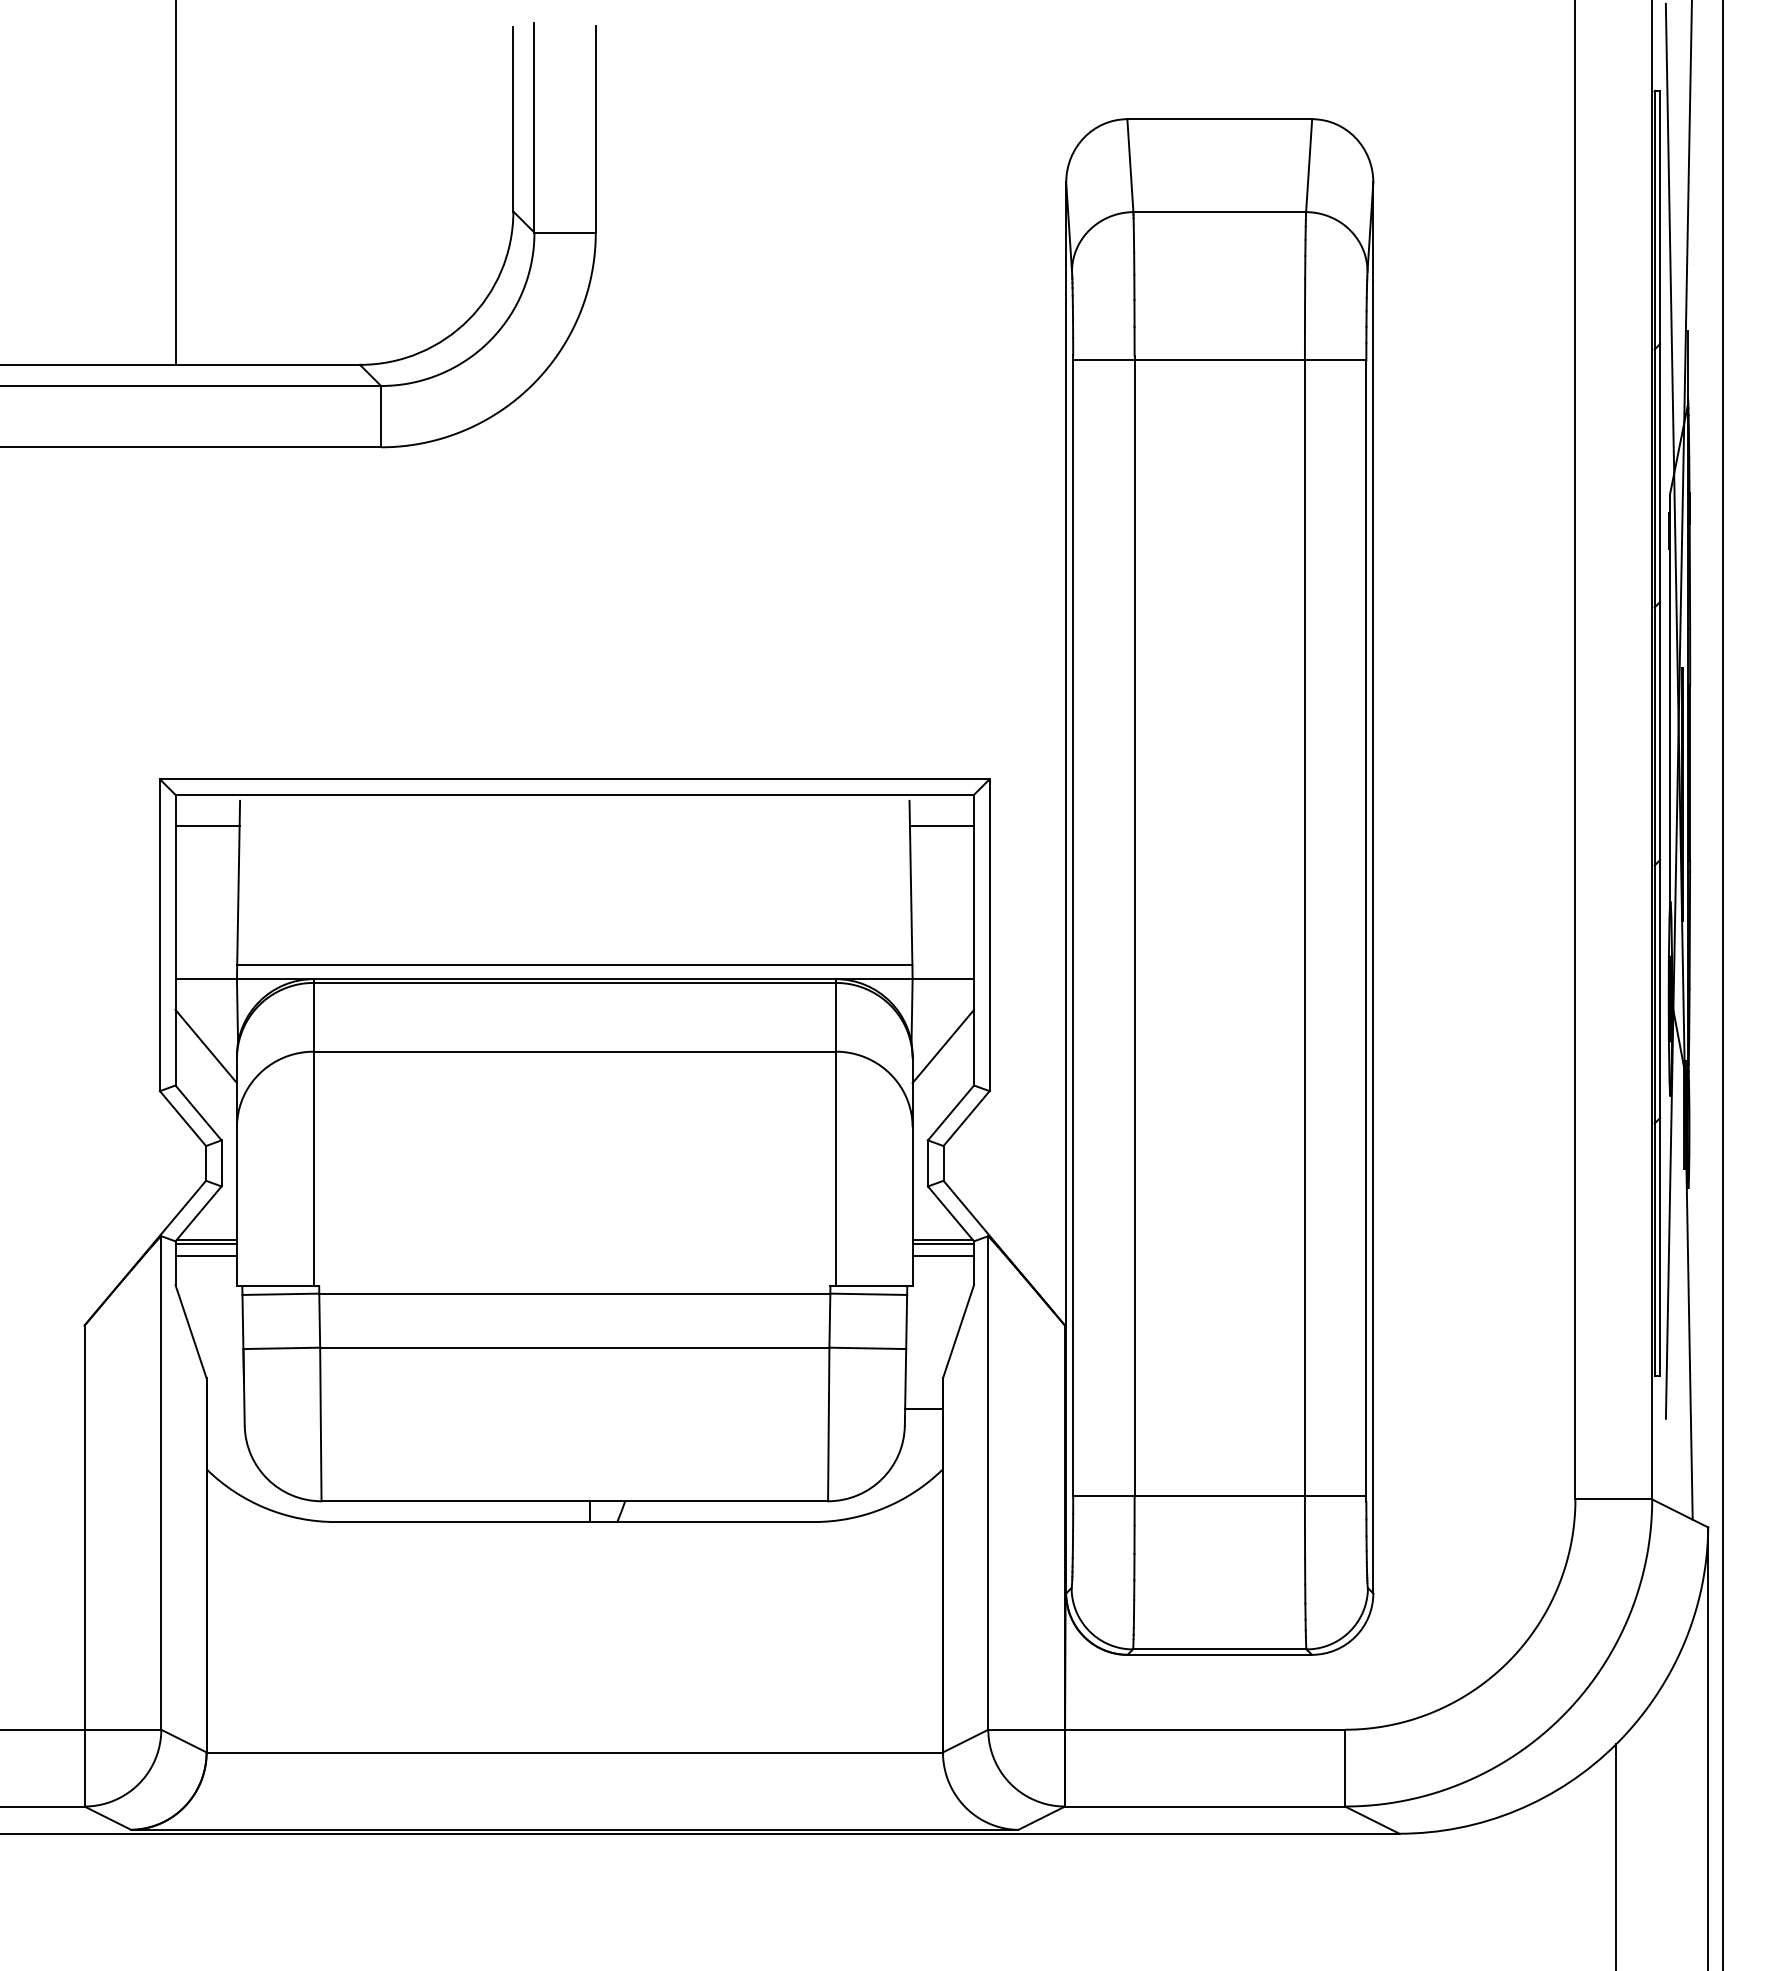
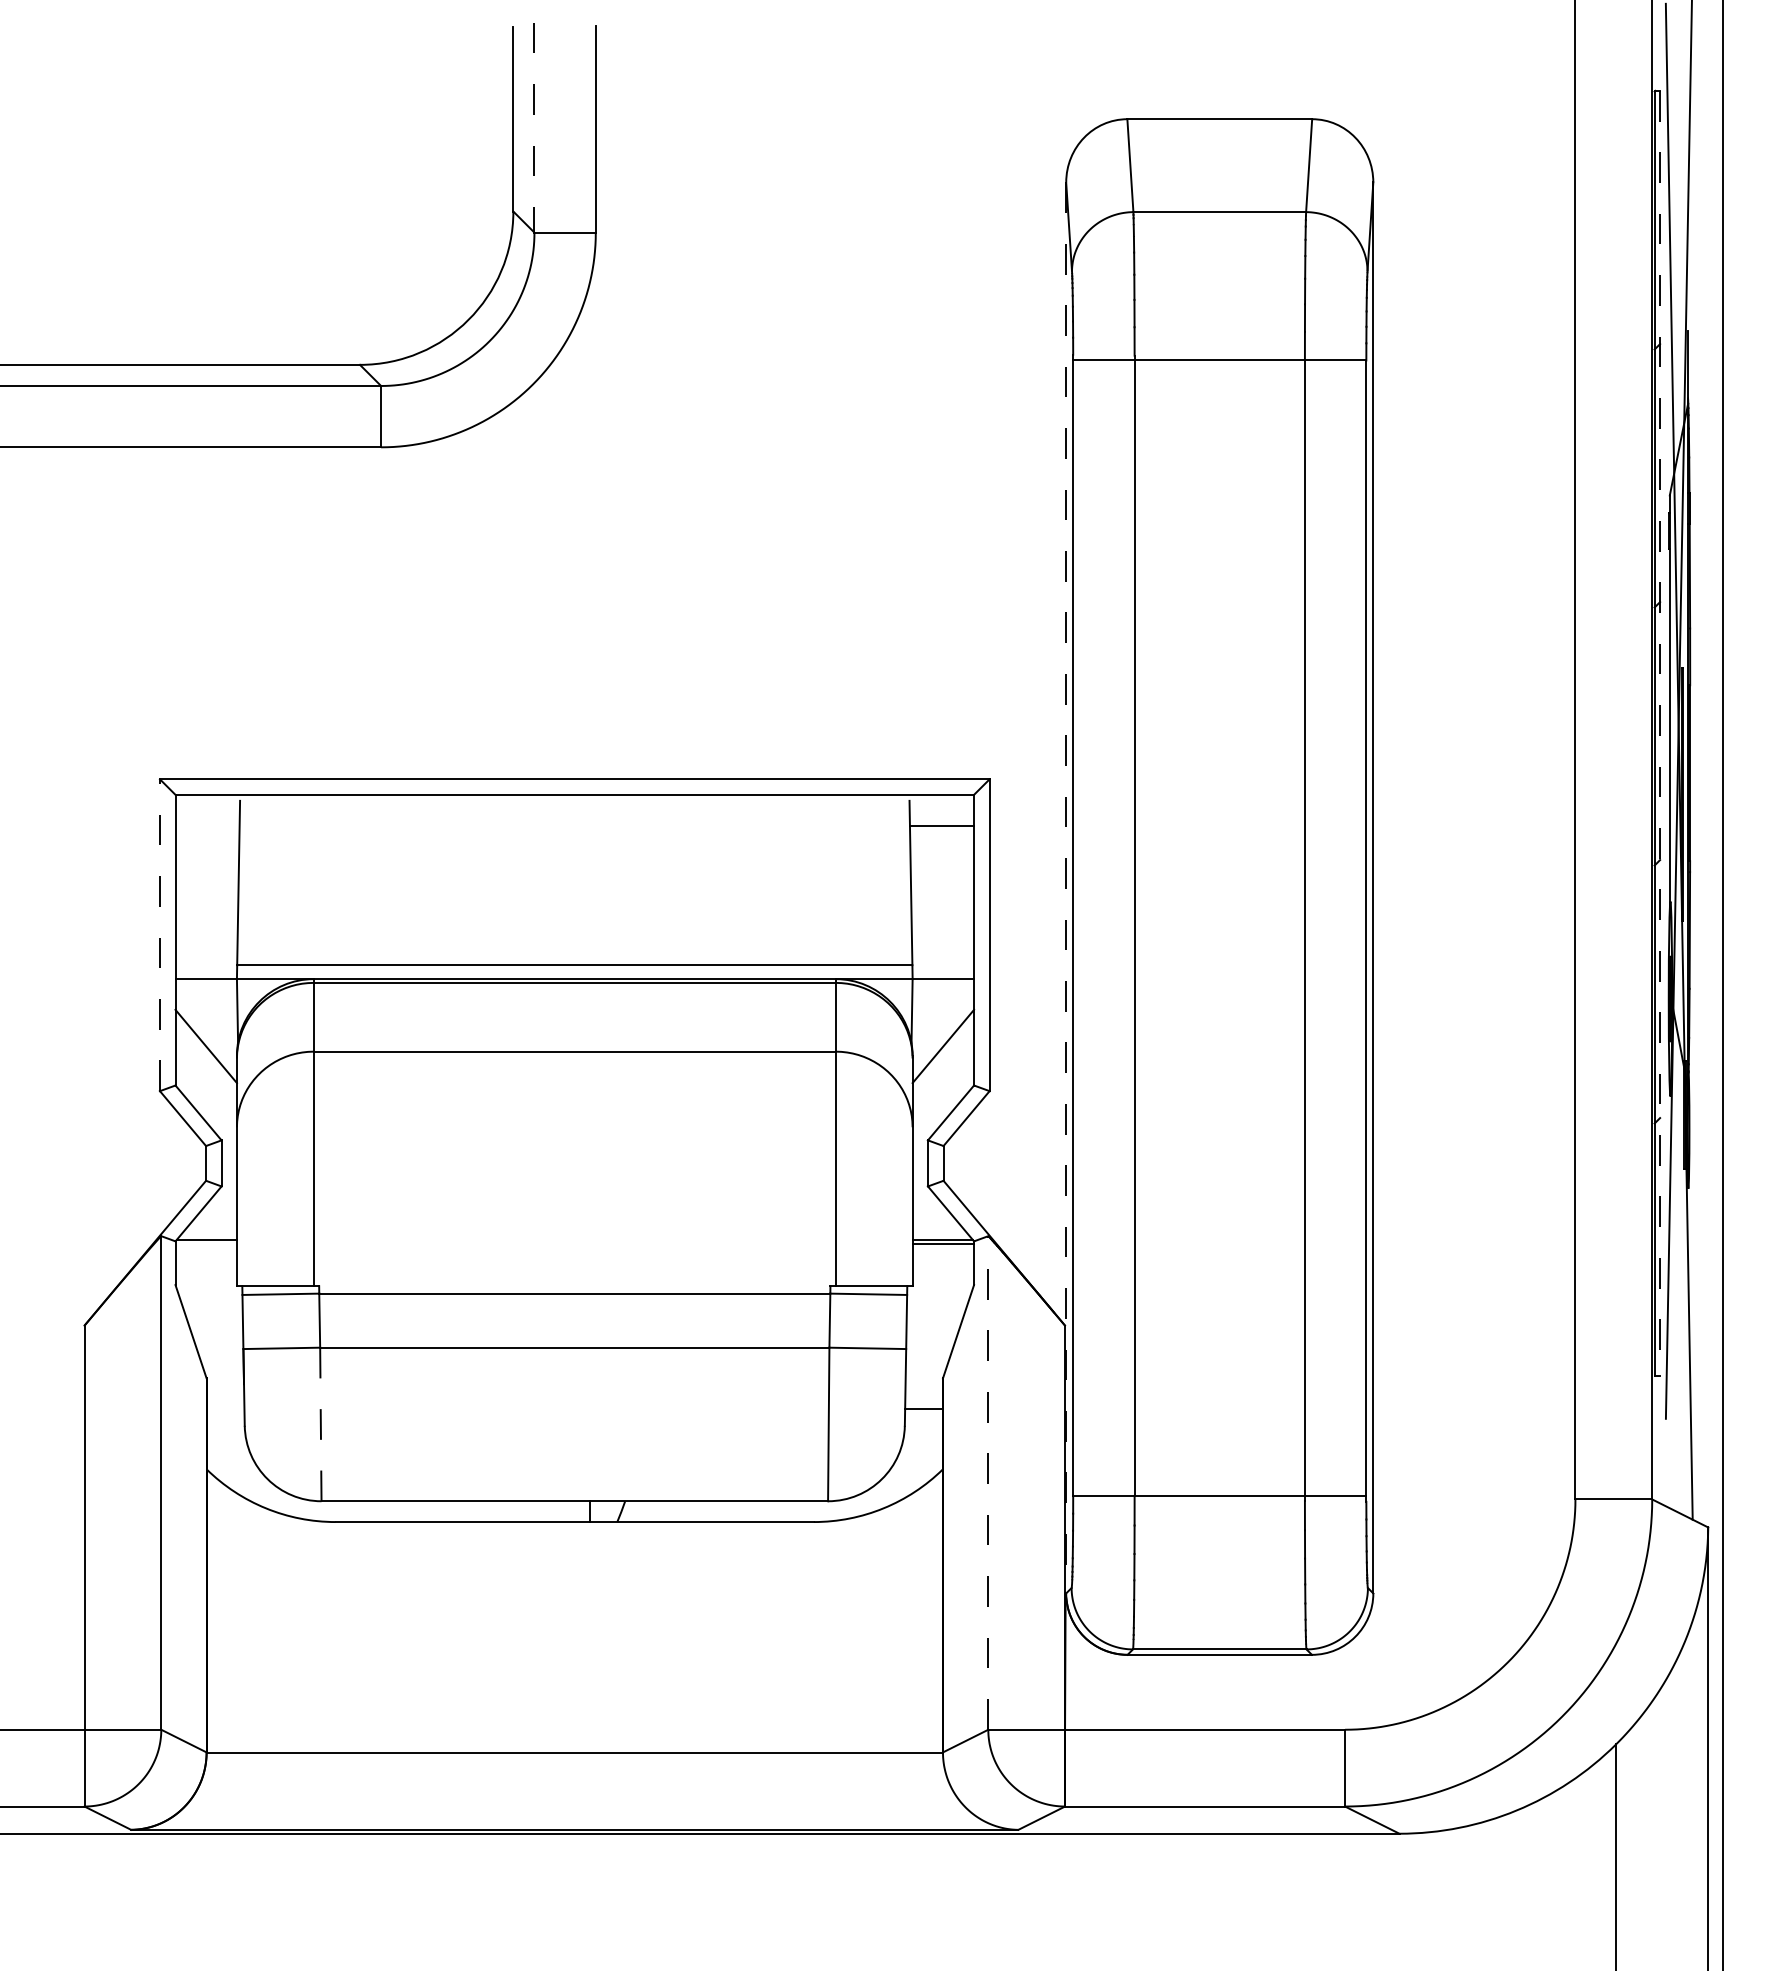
line: solid -> dashed (534, 127)
line: present -> none (175, 183)
line: solid -> dashed (1660, 733)
line: present -> none (207, 825)
line: solid -> dashed (1066, 888)
line: solid -> dashed (159, 935)
line: present -> none (205, 1243)
line: present -> none (205, 1255)
line: present -> none (943, 1255)
line: solid -> dashed (320, 1424)
line: solid -> dashed (988, 1482)
